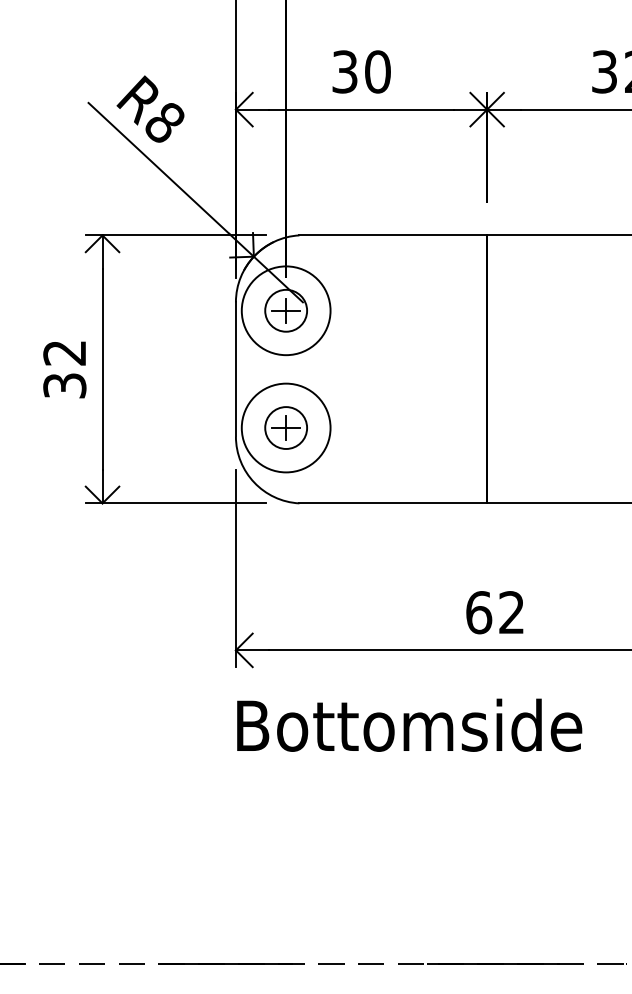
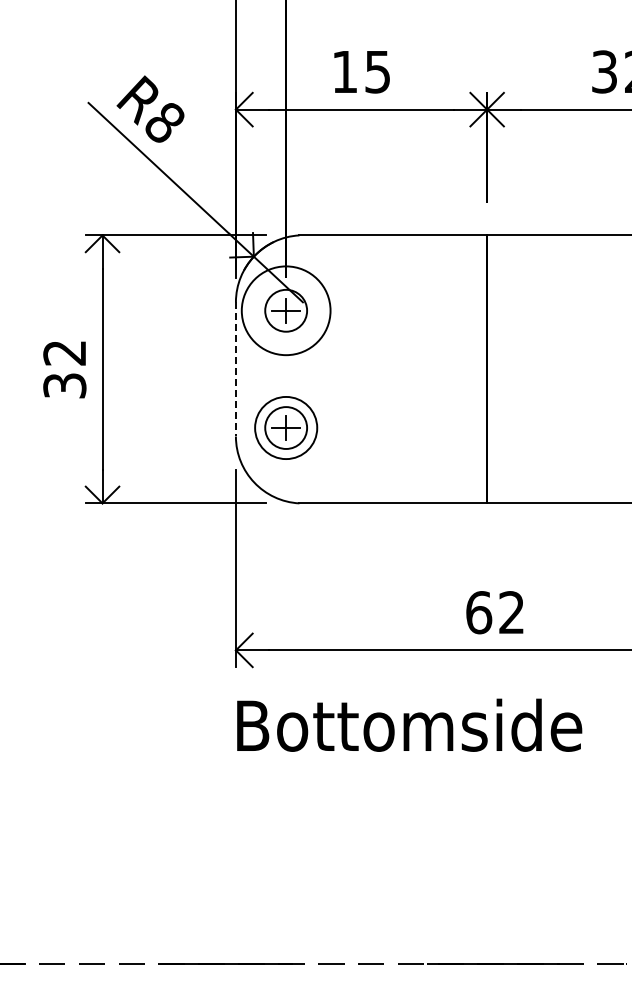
text: 30 -> 15 (361, 71)
line: solid -> dashed (235, 369)
circle diameter: 89 px -> 62 px (286, 427)
